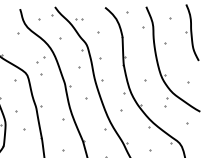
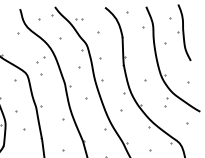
part position: (192, 32) -> (184, 32) (184, 32)
